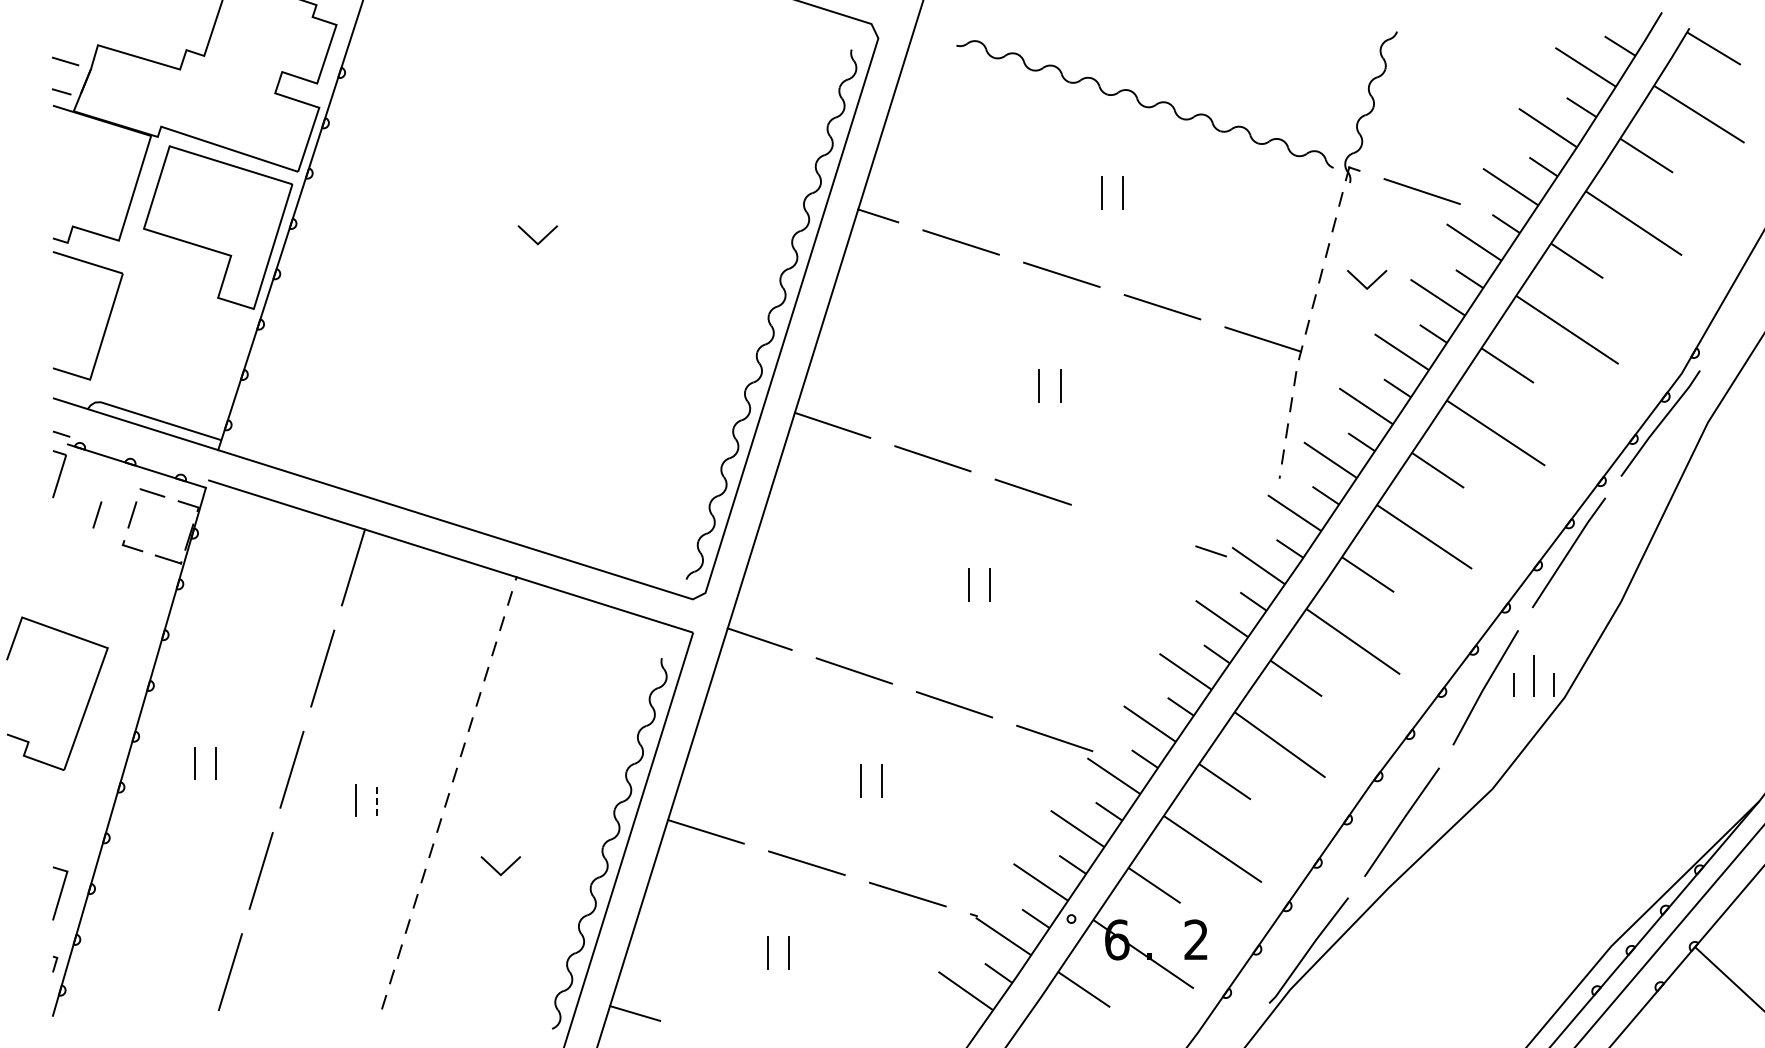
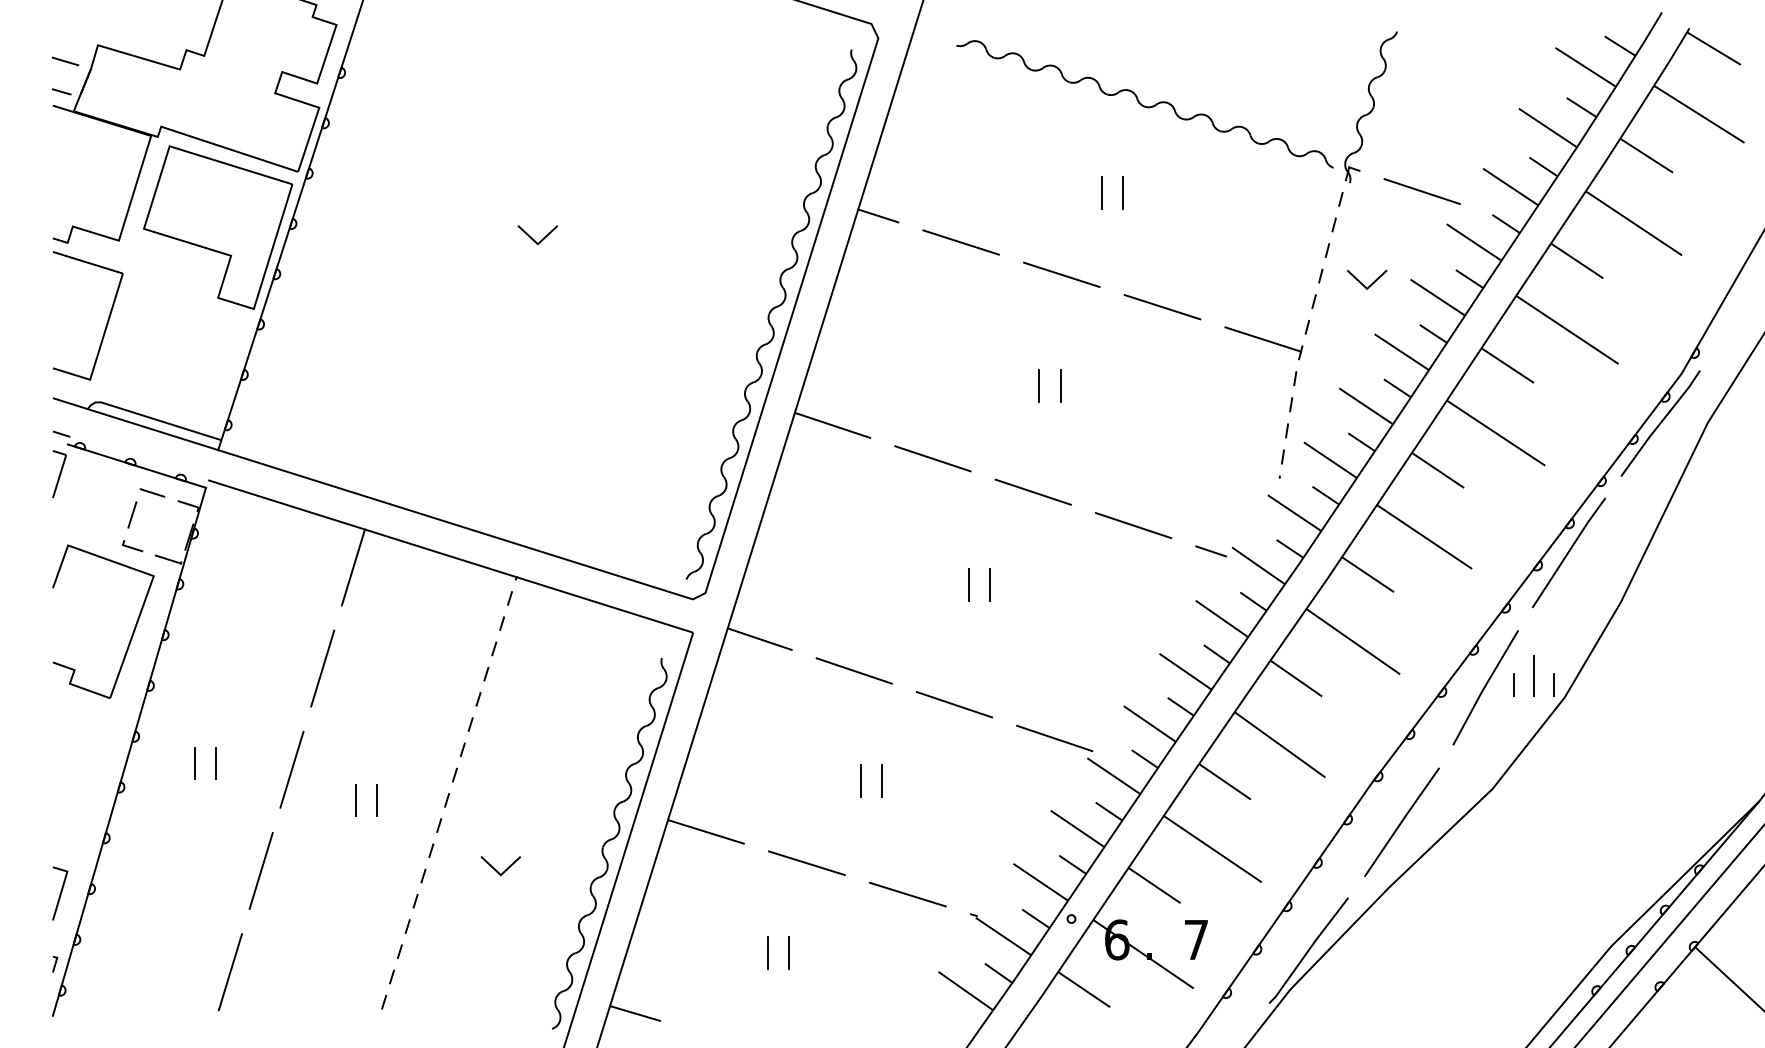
line: present -> none (97, 514)
line: none -> present (1133, 525)
part position: (86, 704) -> (132, 632) (132, 632)
line: dashed -> solid (376, 800)
text: 2 -> 7 (1195, 939)
